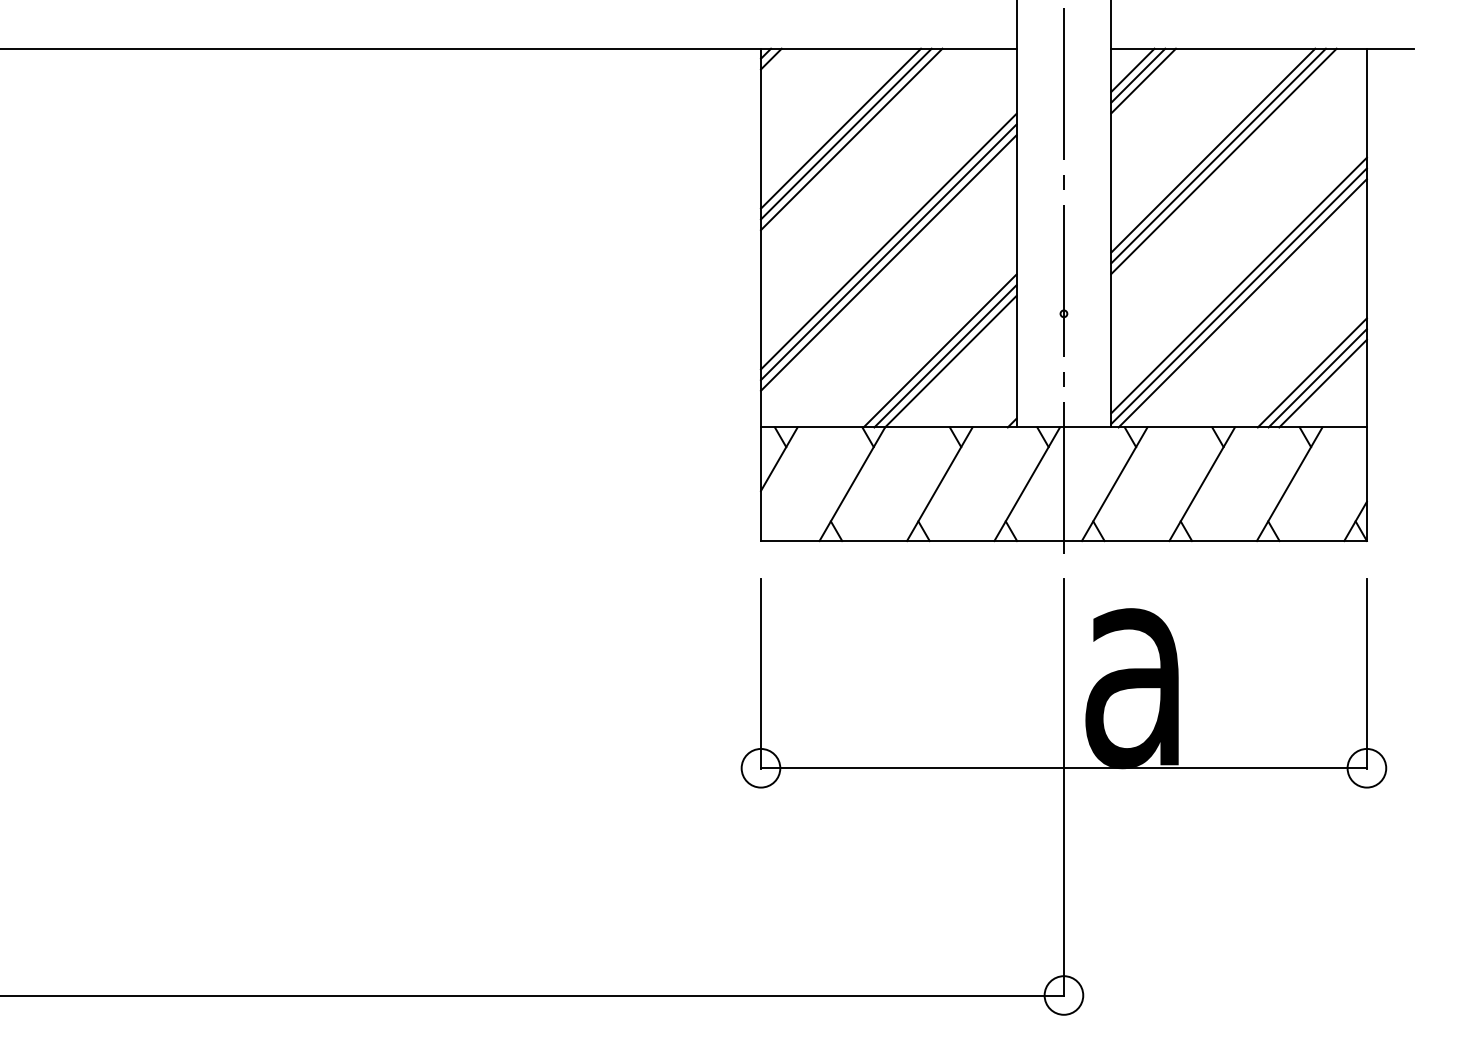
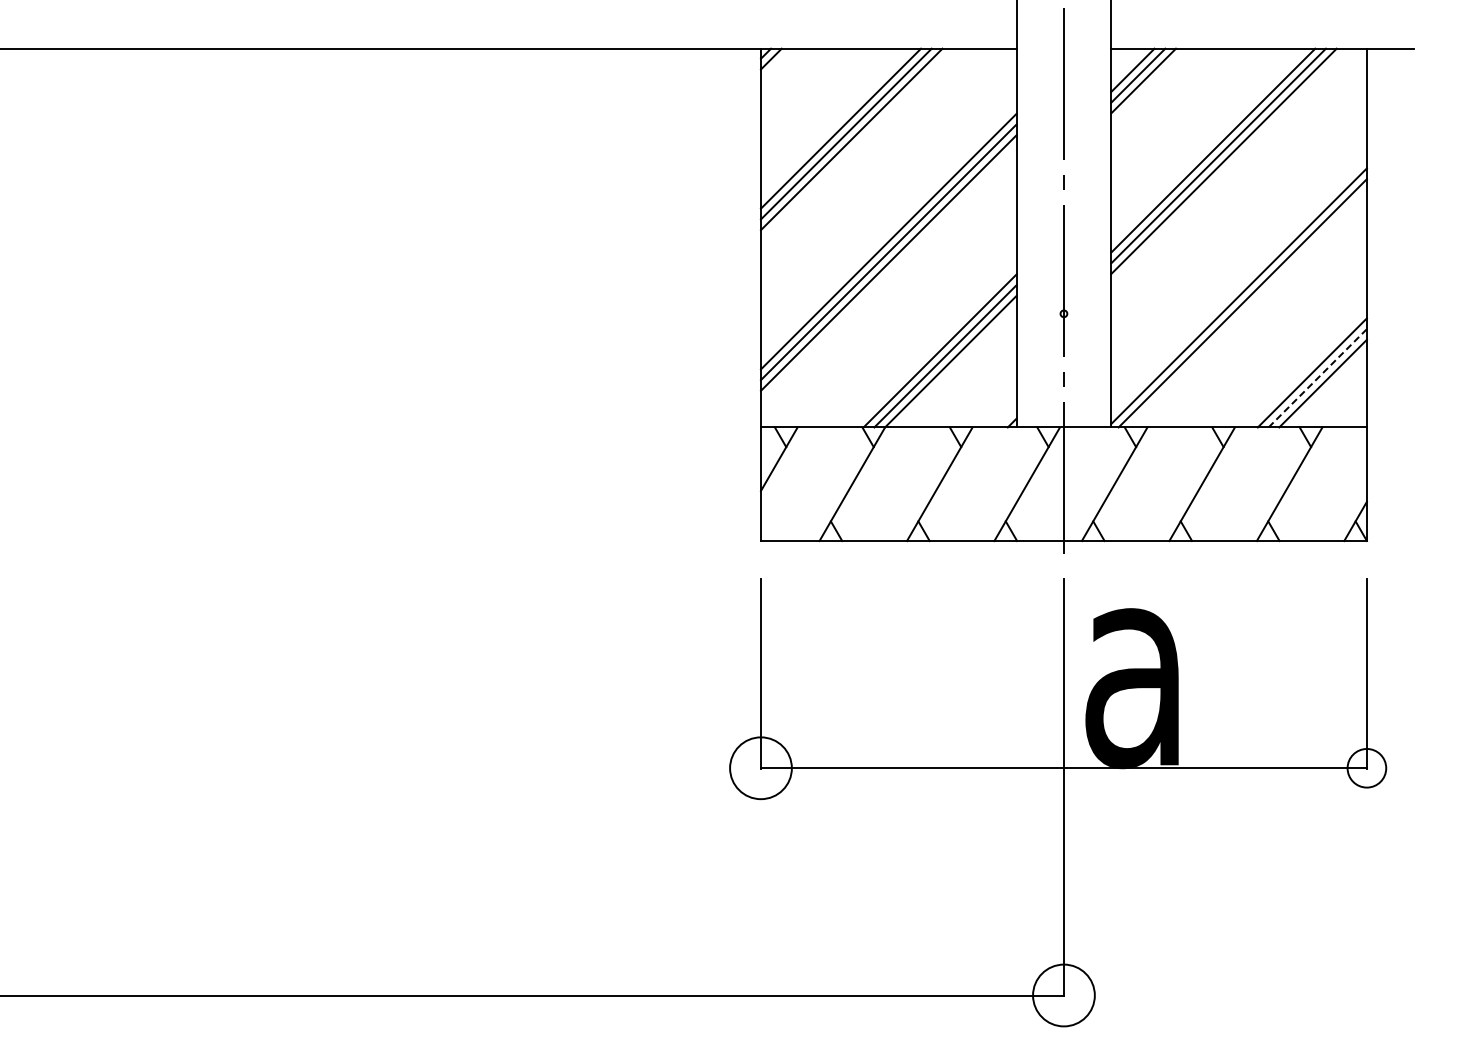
line: present -> none (1238, 285)
line: solid -> dashed (1317, 378)
circle diameter: 39 px -> 62 px (760, 768)
circle diameter: 39 px -> 62 px (1063, 995)
